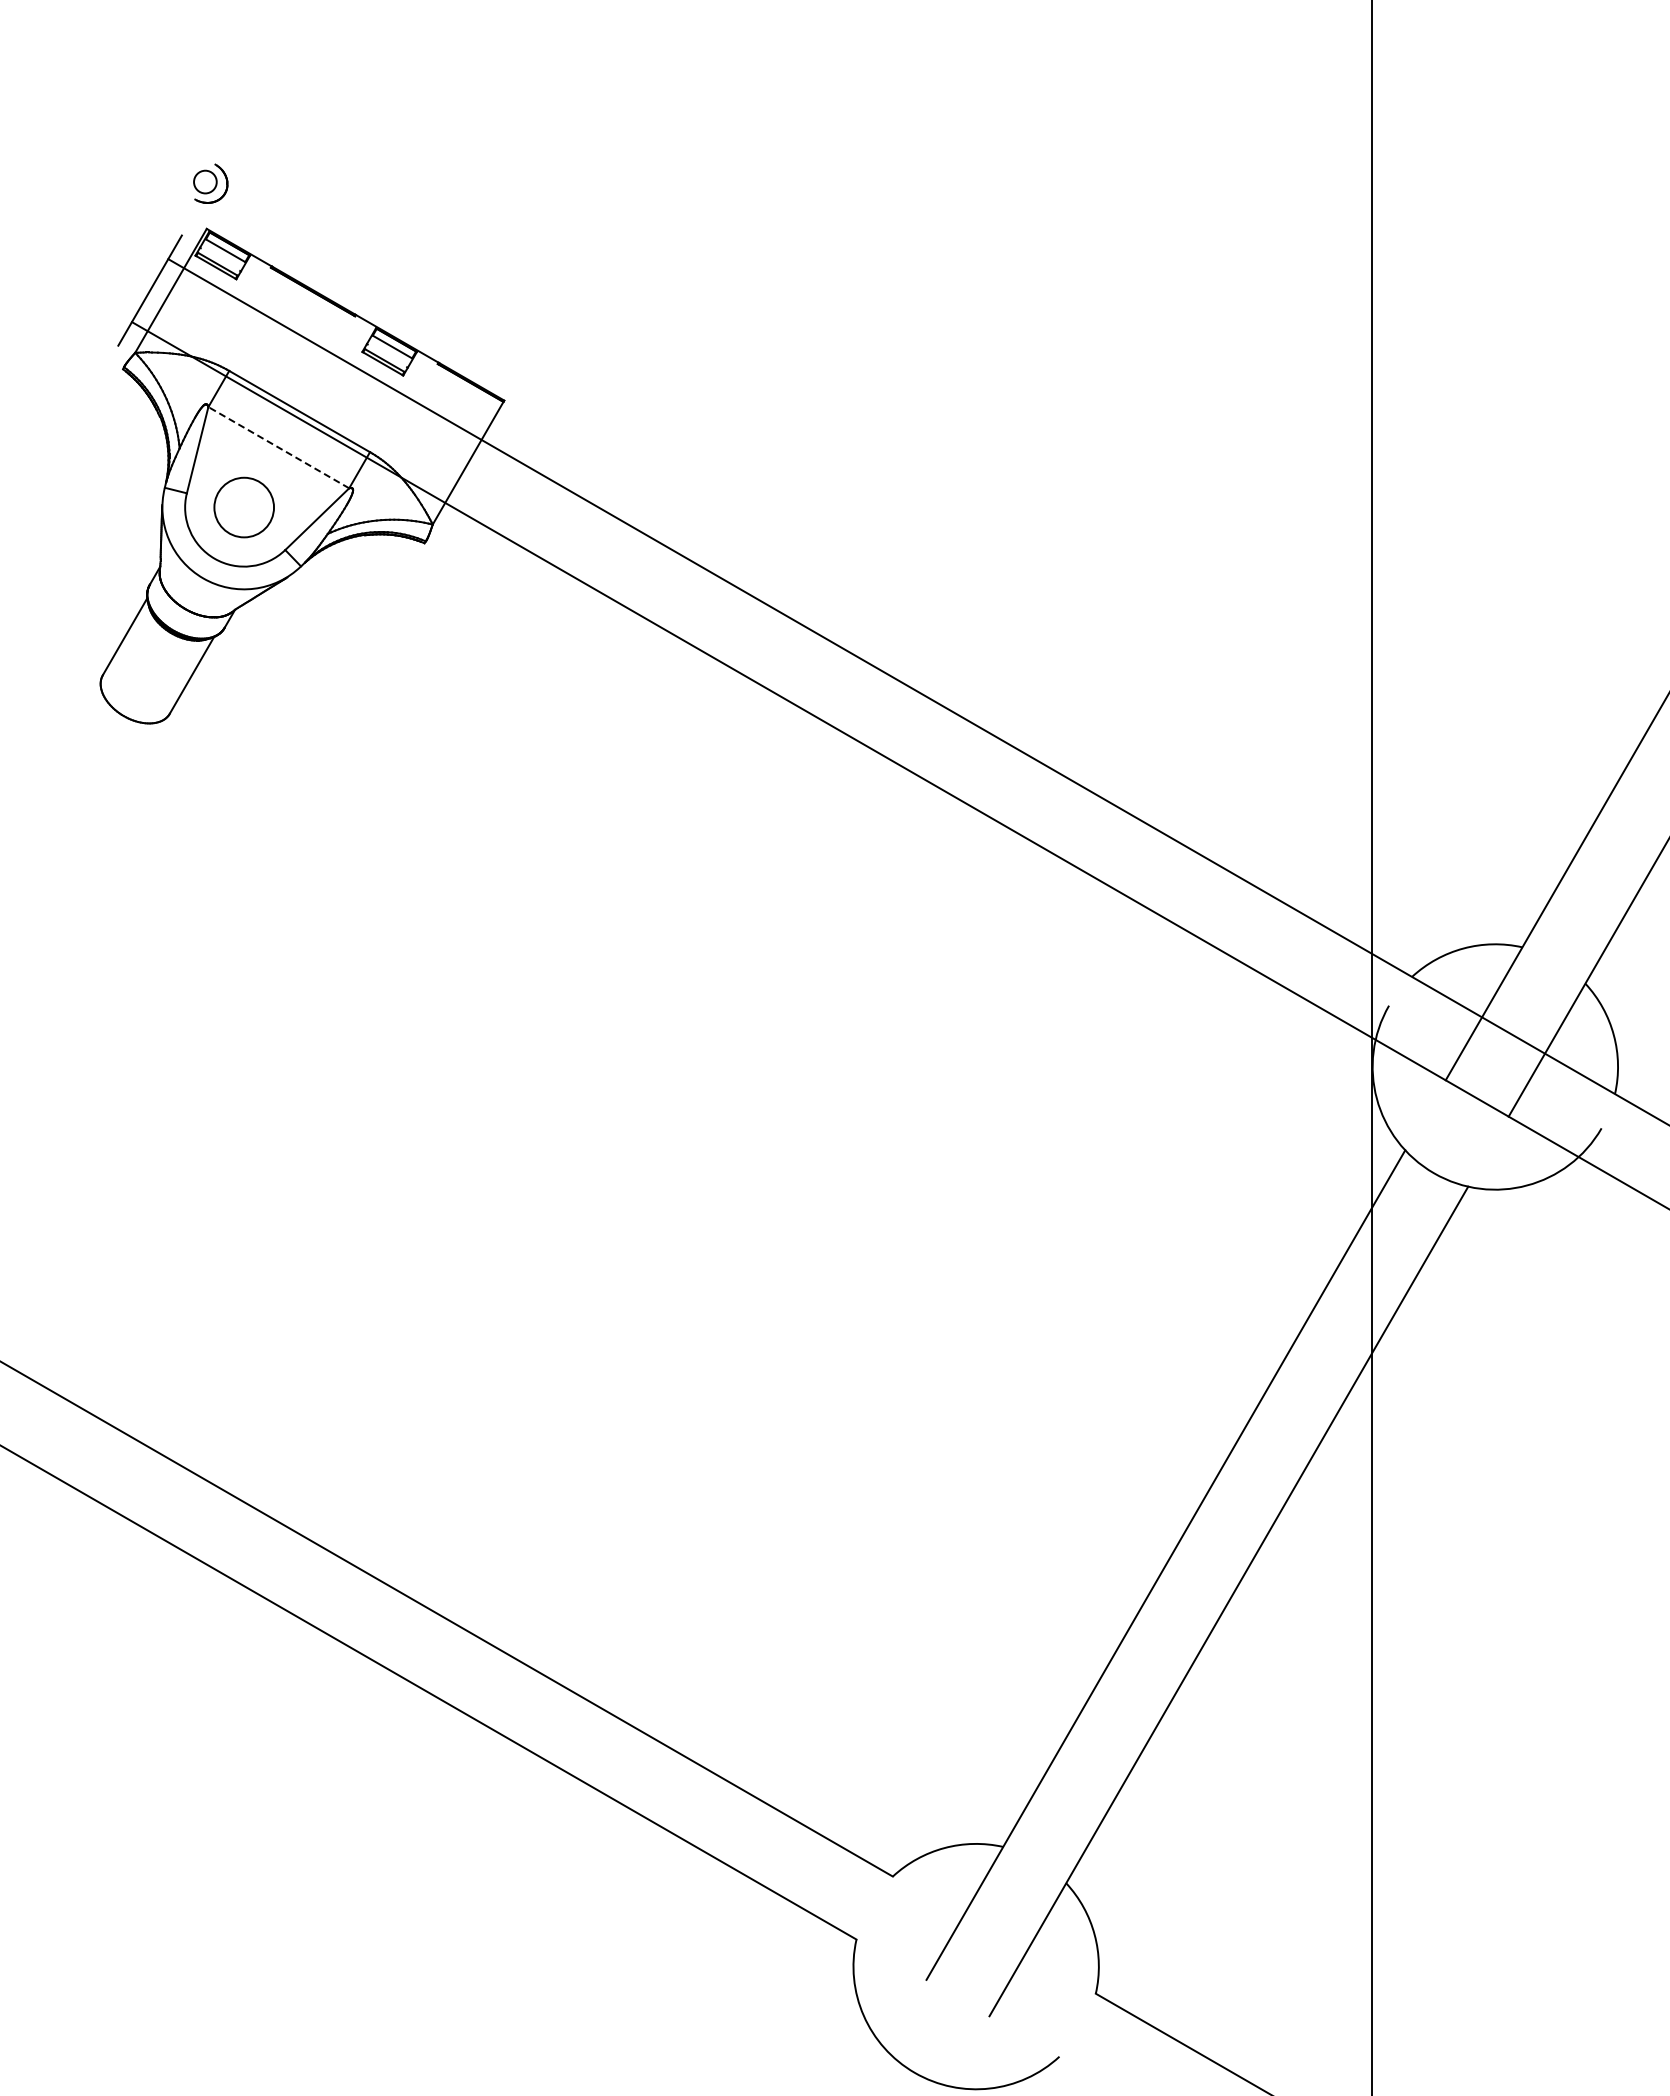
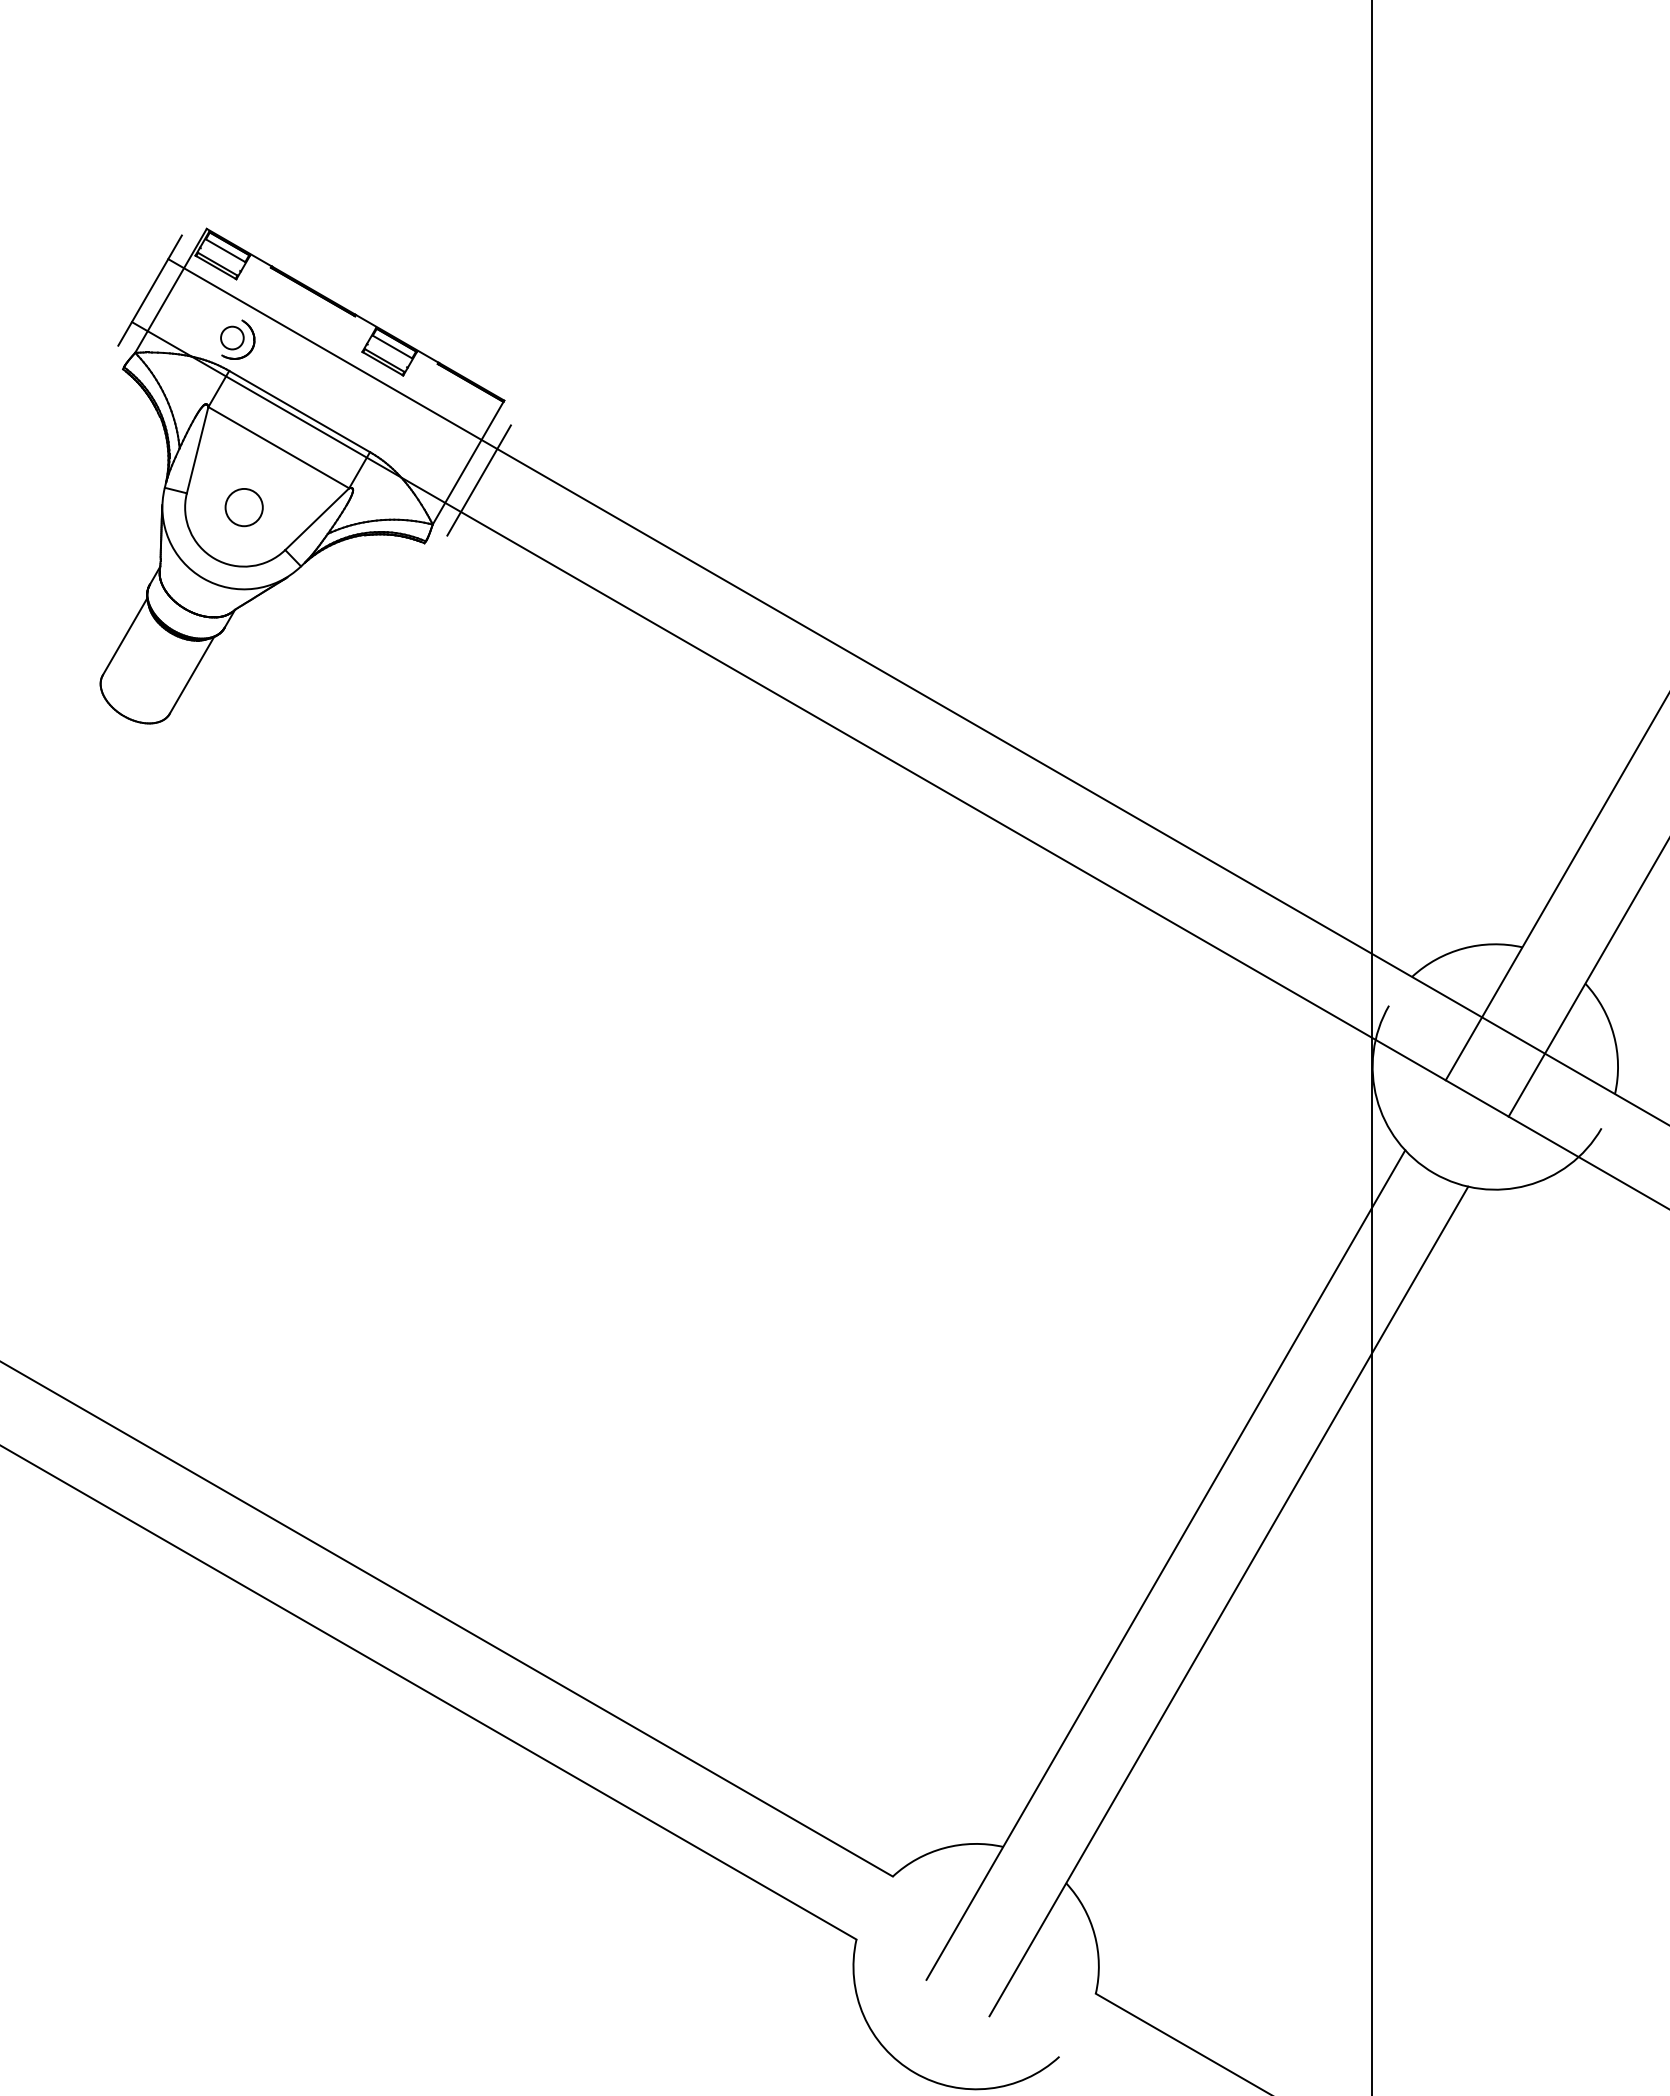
part position: (210, 183) -> (237, 339) (237, 339)
line: dashed -> solid (278, 447)
line: none -> present (478, 480)
circle diameter: 60 px -> 37 px (243, 507)
